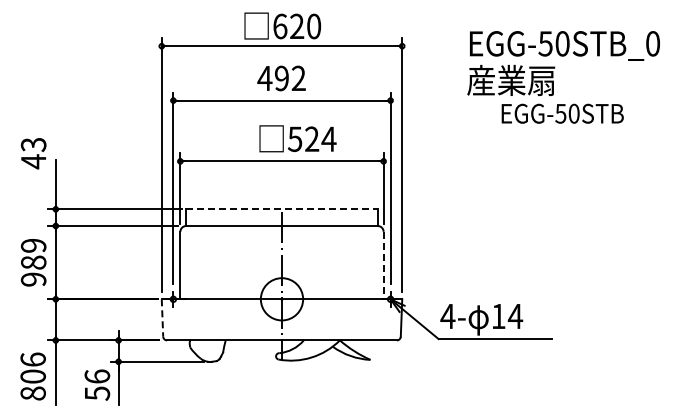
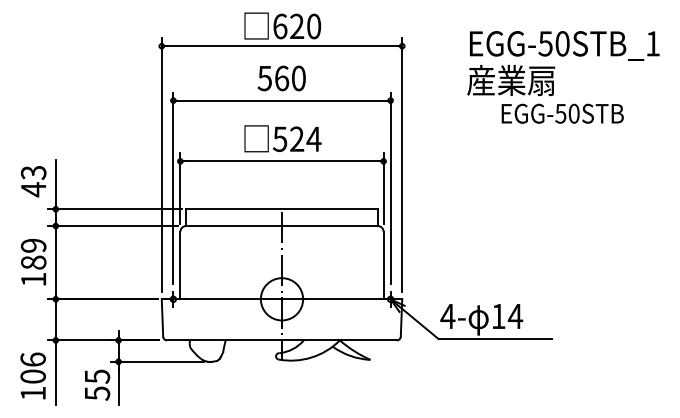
text: EGG-50STB_0 -> EGG-50STB_1 (652, 43)
text: 492 -> 560 (281, 78)
text position: (297, 138) -> (282, 138) (282, 138)
text position: (33, 153) -> (33, 181) (33, 181)
line: dashed -> solid (282, 209)
line: dashed -> solid (383, 265)
text: 989 -> 189 (33, 279)
line: dashed -> solid (162, 318)
text: 56 -> 55 (97, 376)
text: 806 -> 106 (32, 393)
